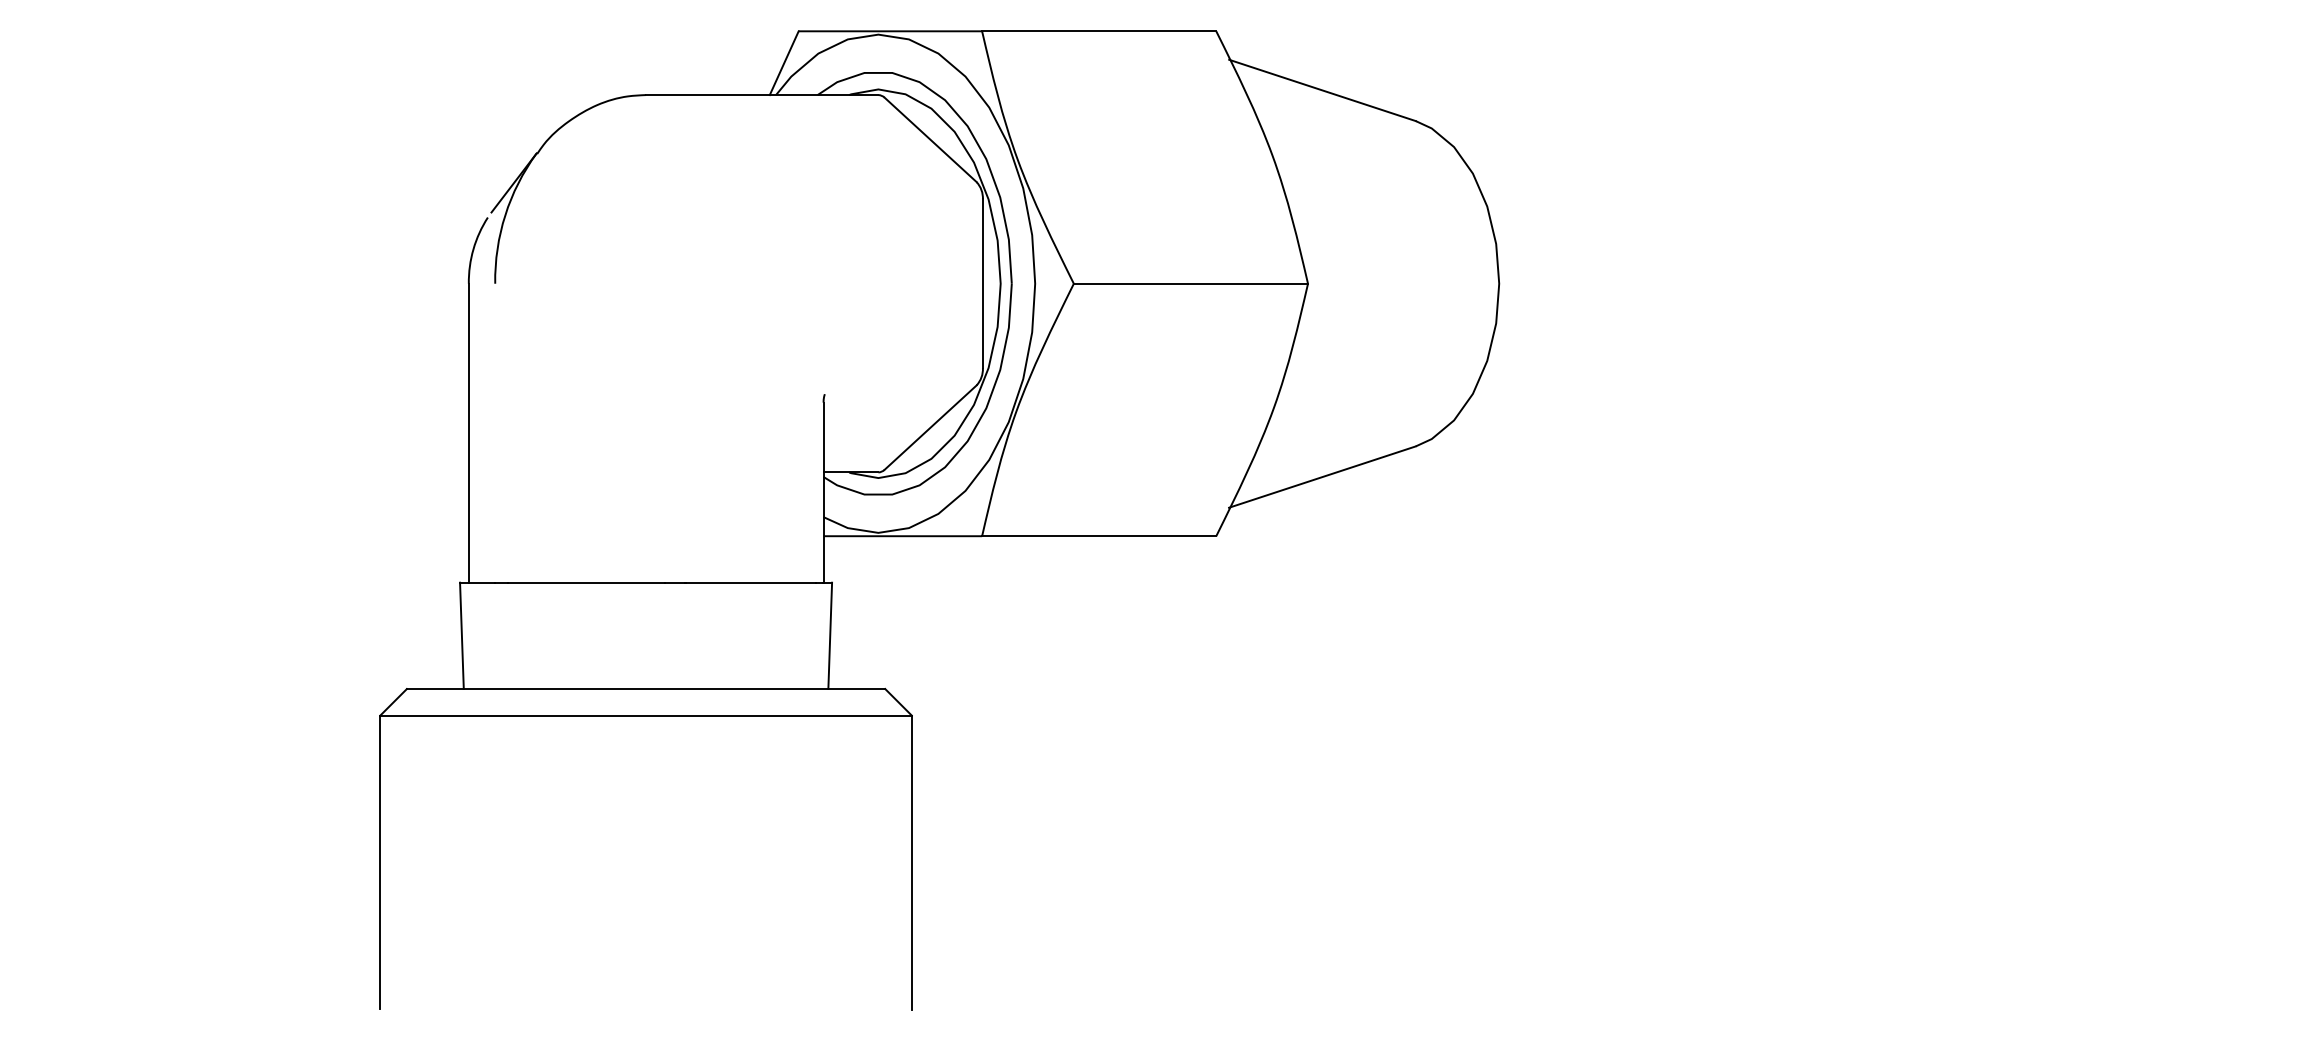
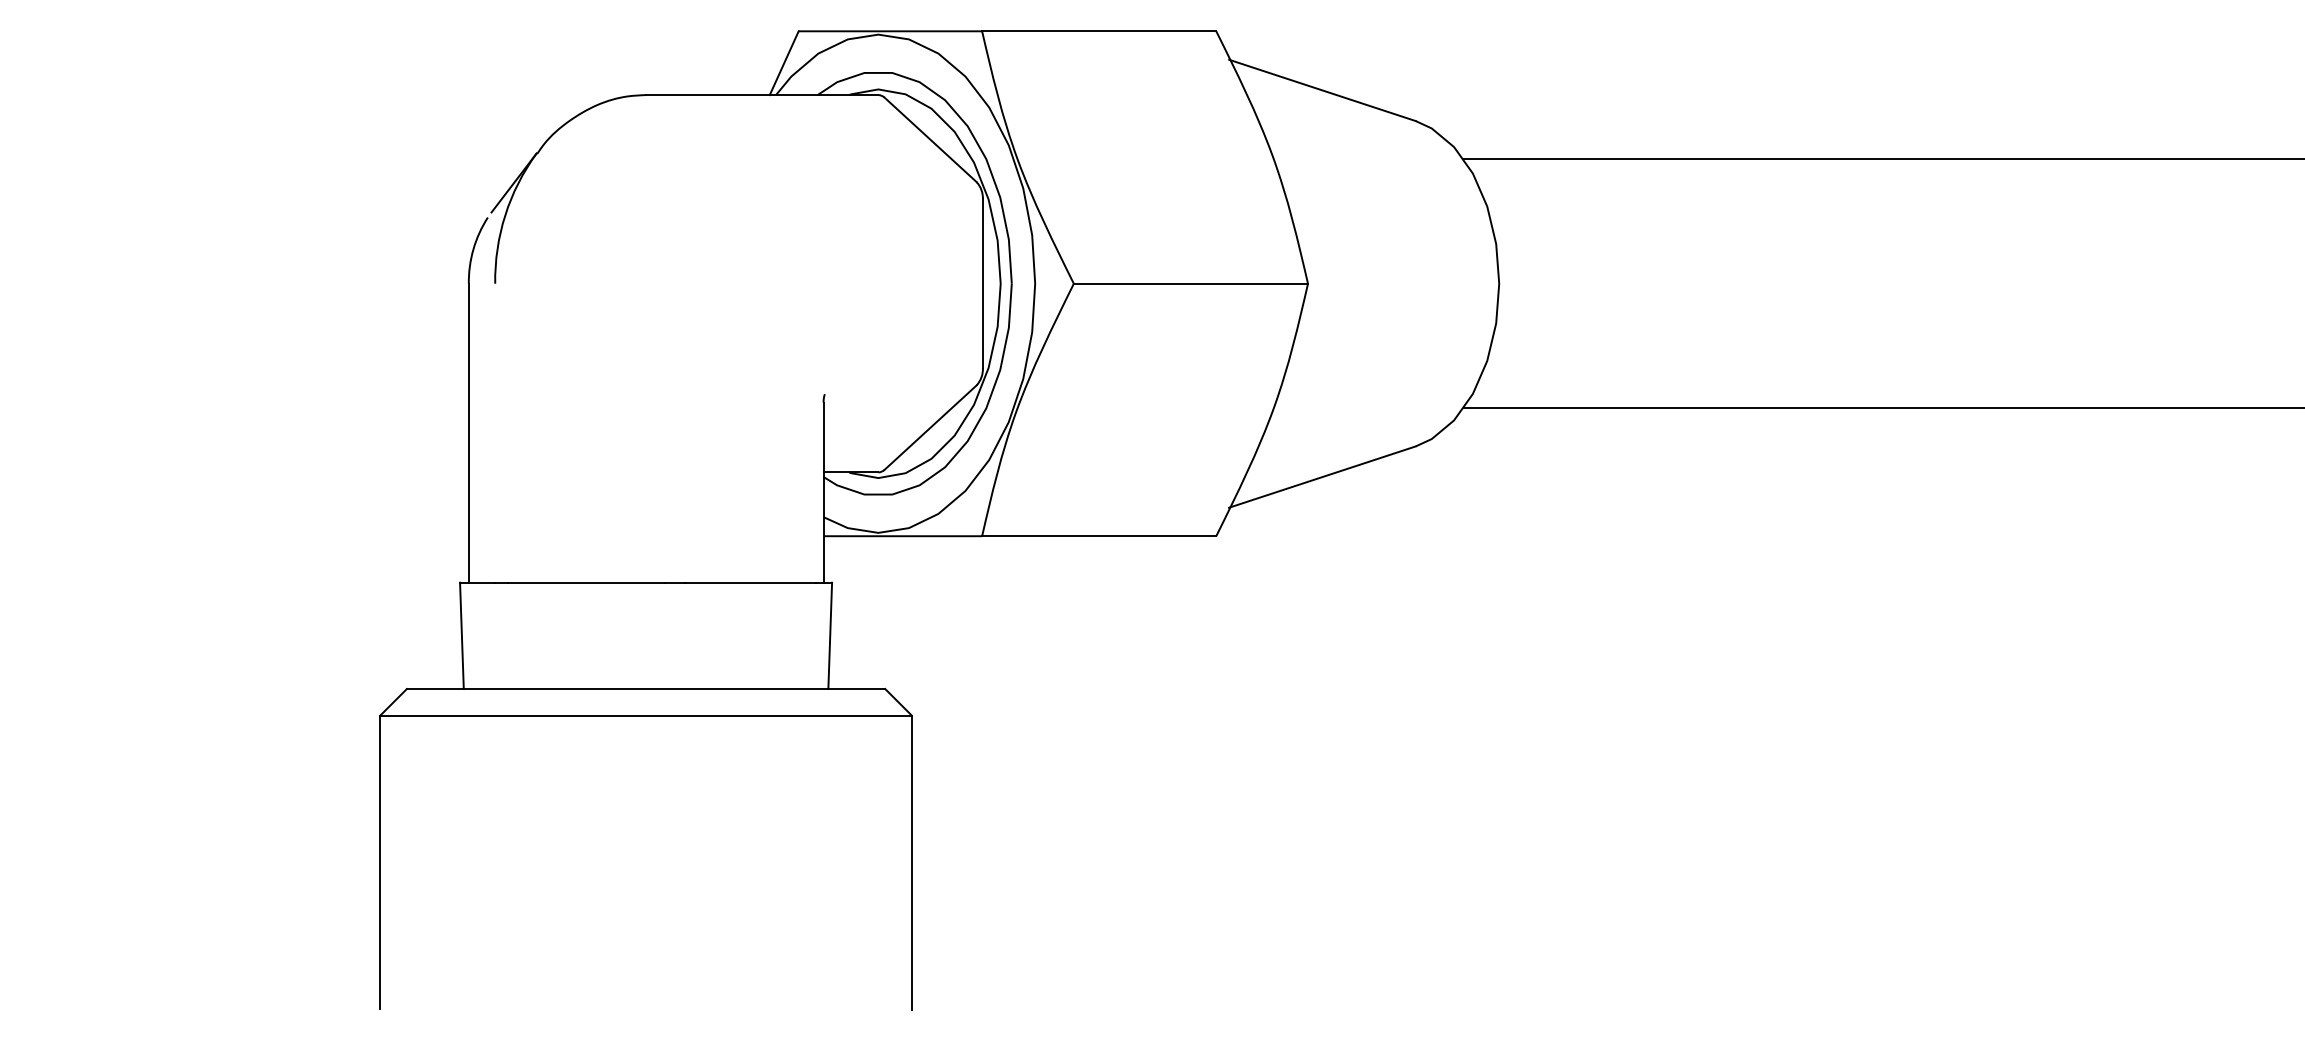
line: none -> present (1882, 159)
line: none -> present (1882, 408)
